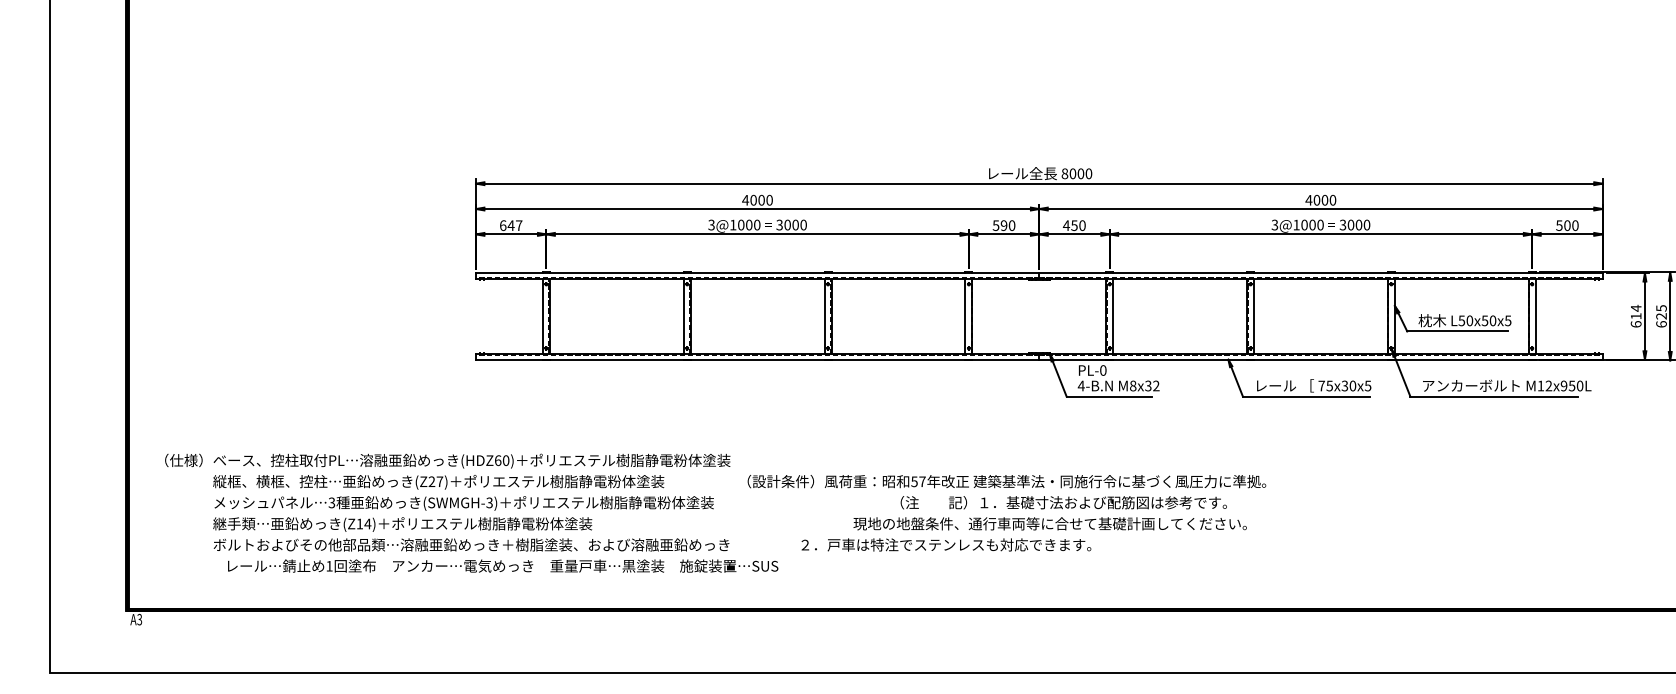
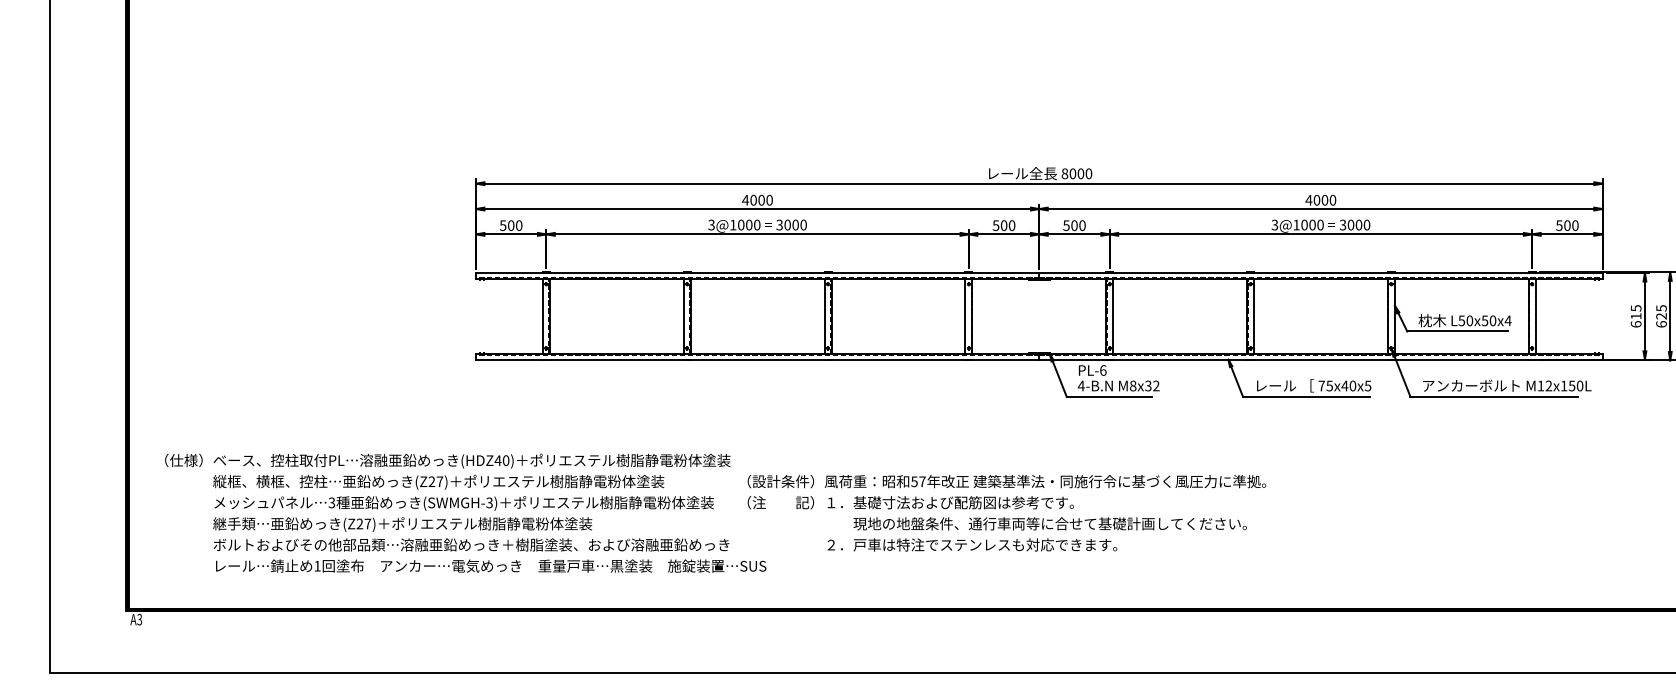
text: 647 -> 500 (510, 225)
text: 590 -> 500 (1003, 225)
text: 450 -> 500 (1069, 225)
text: 614 -> 615 (1636, 307)
text: L50x50x5 -> L50x50x4 (1507, 320)
text: PL-0 -> PL-6 (1103, 370)
text: 75x30x5 -> 75x40x5 (1344, 385)
text: M12x950L -> M12x150L (1563, 385)
text: (HDZ60) -> (HDZ40) (497, 460)
text position: (1063, 502) -> (910, 502) (910, 502)
text: (Z14) -> (Z27) (363, 523)
text position: (946, 544) -> (972, 544) (972, 544)
text position: (503, 565) -> (491, 565) (491, 565)
